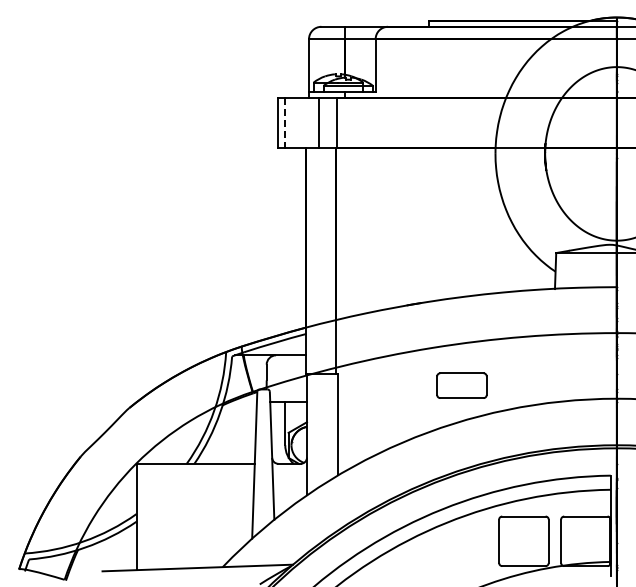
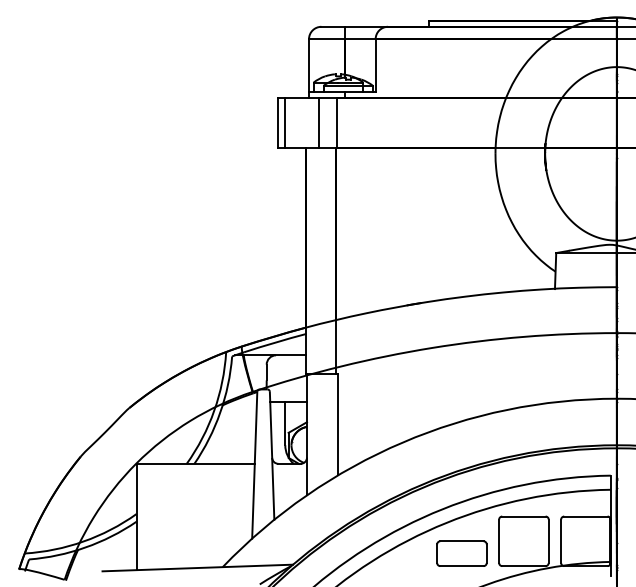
line: dashed -> solid (285, 122)
part position: (461, 385) -> (461, 553) (461, 553)
